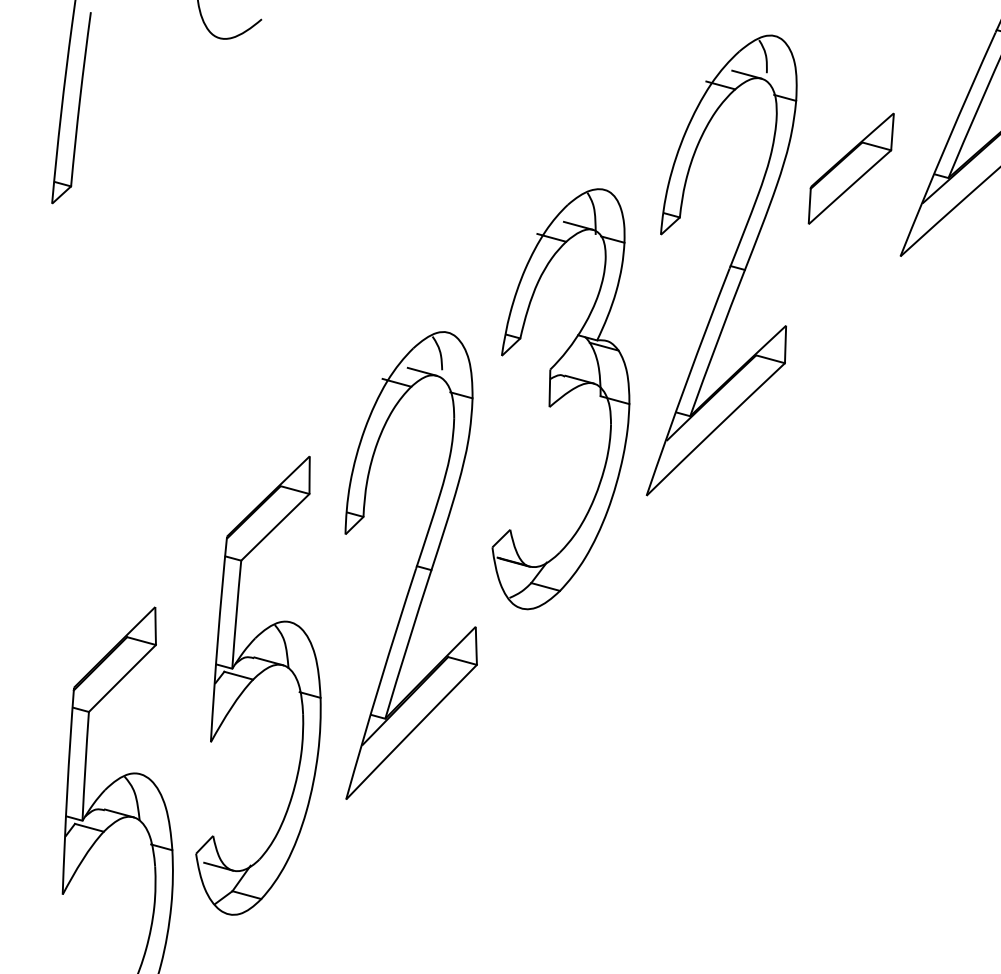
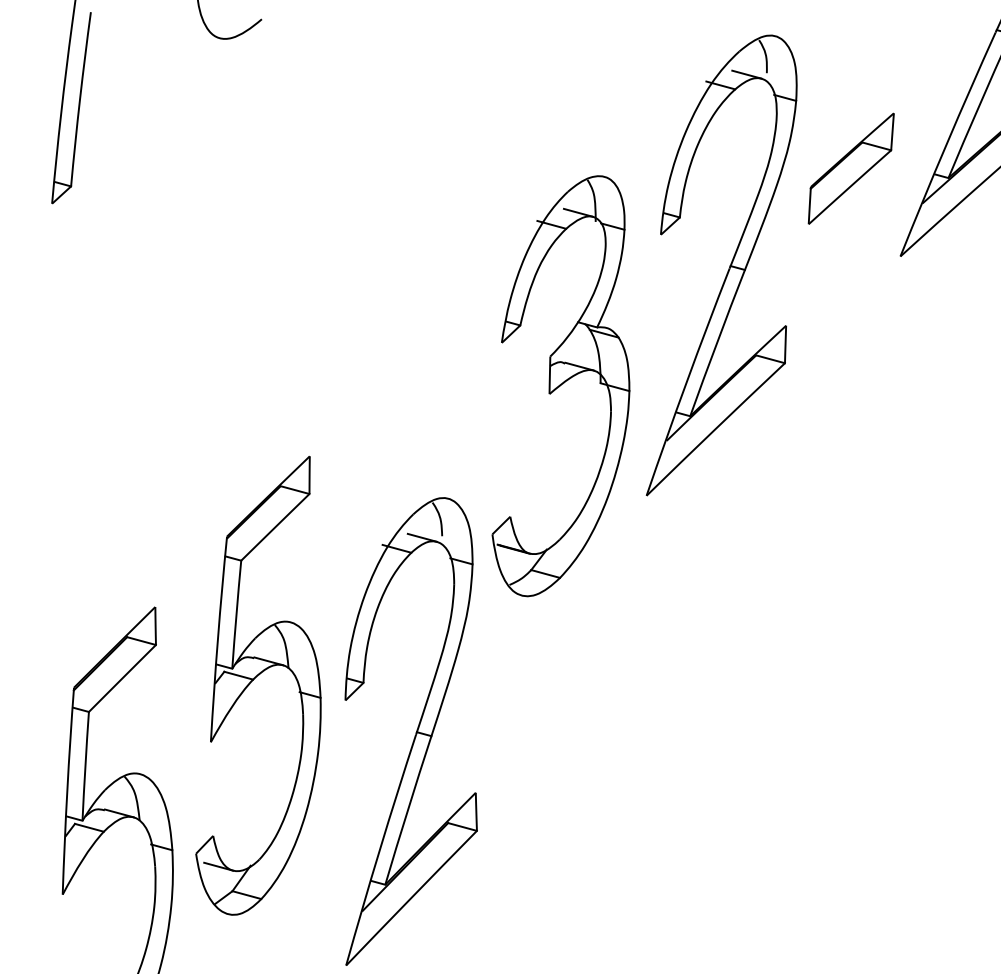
part position: (560, 399) -> (560, 386) (560, 386)
part position: (410, 565) -> (410, 731) (410, 731)
